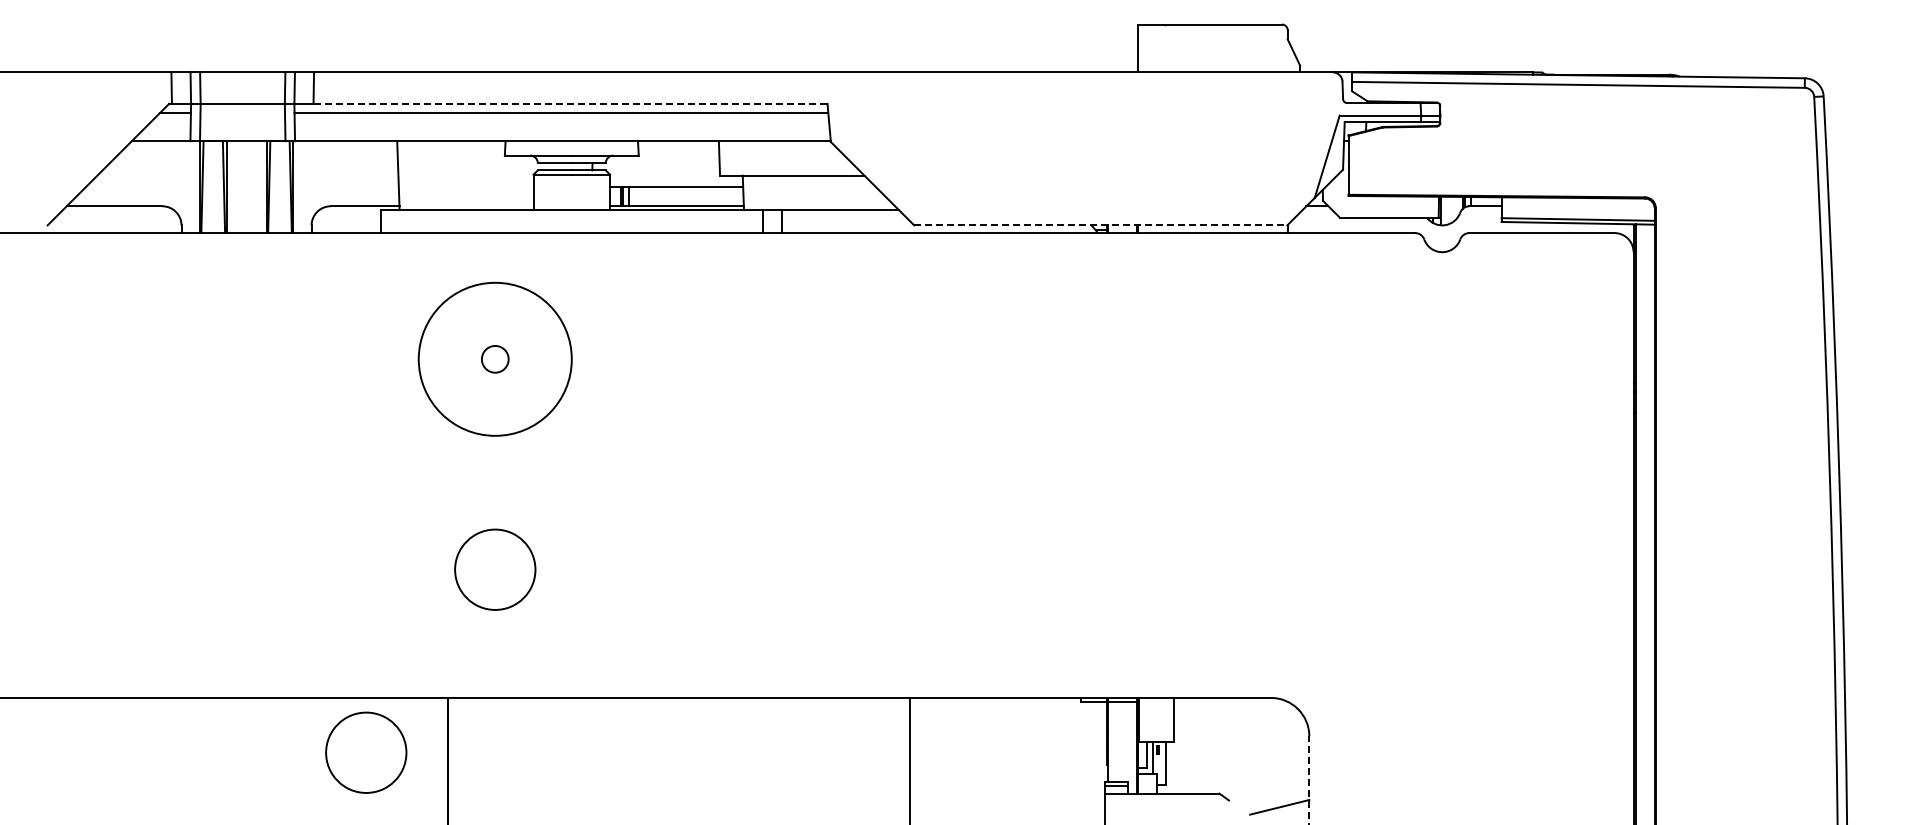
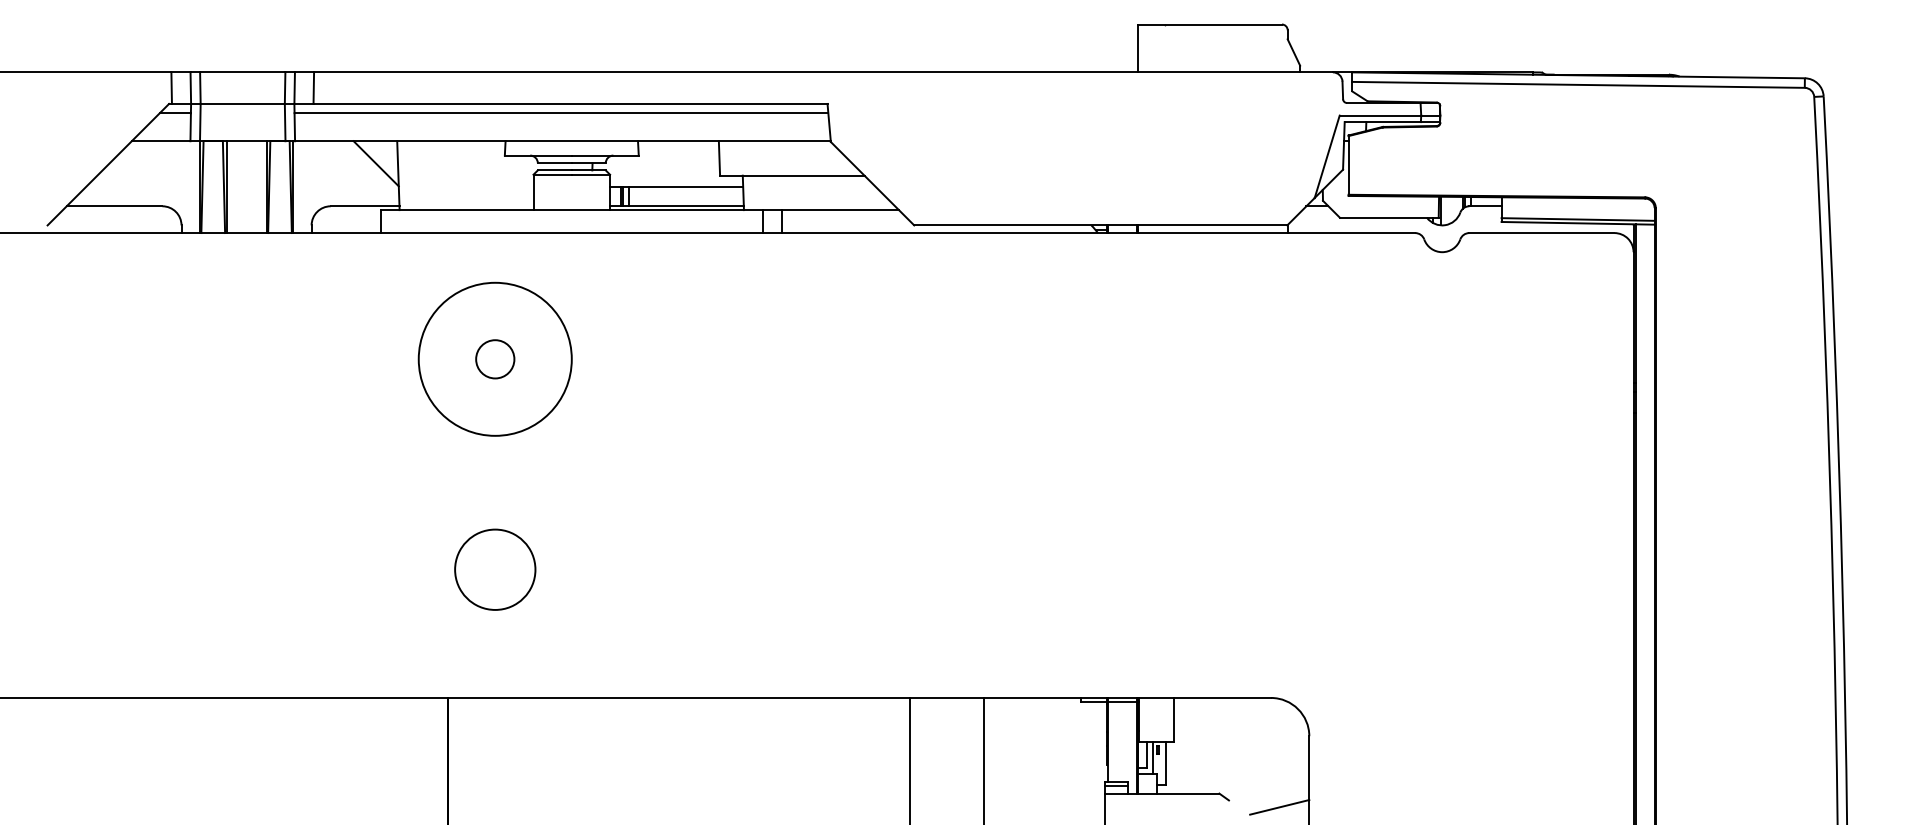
line: dashed -> solid (570, 103)
line: none -> present (375, 163)
line: dashed -> solid (1100, 225)
circle diameter: 27 px -> 38 px (495, 359)
circle: present -> none (366, 752)
line: none -> present (984, 759)
line: dashed -> solid (1309, 780)
